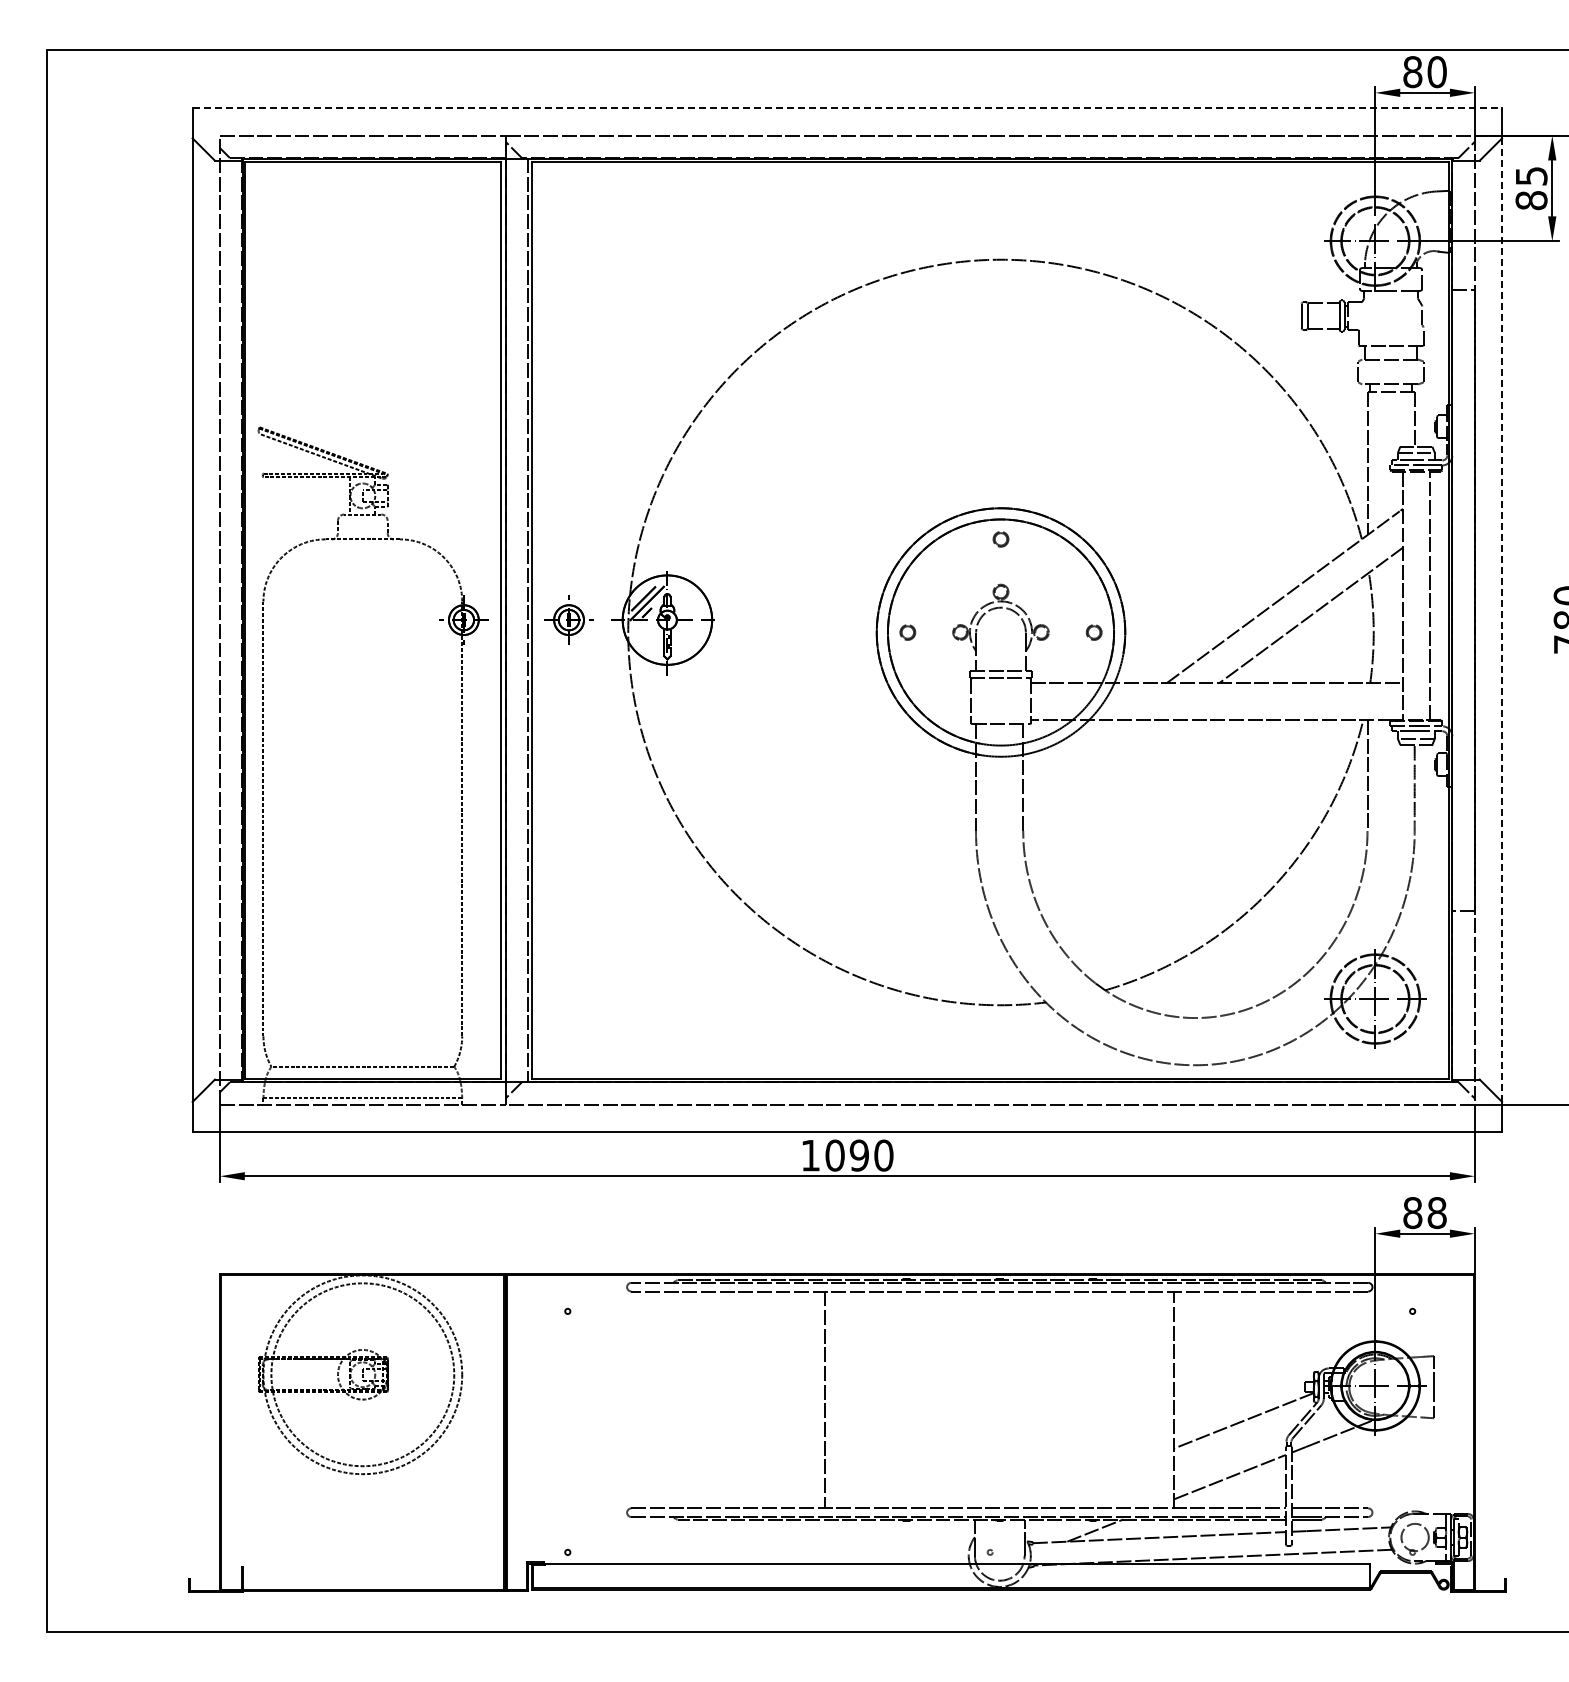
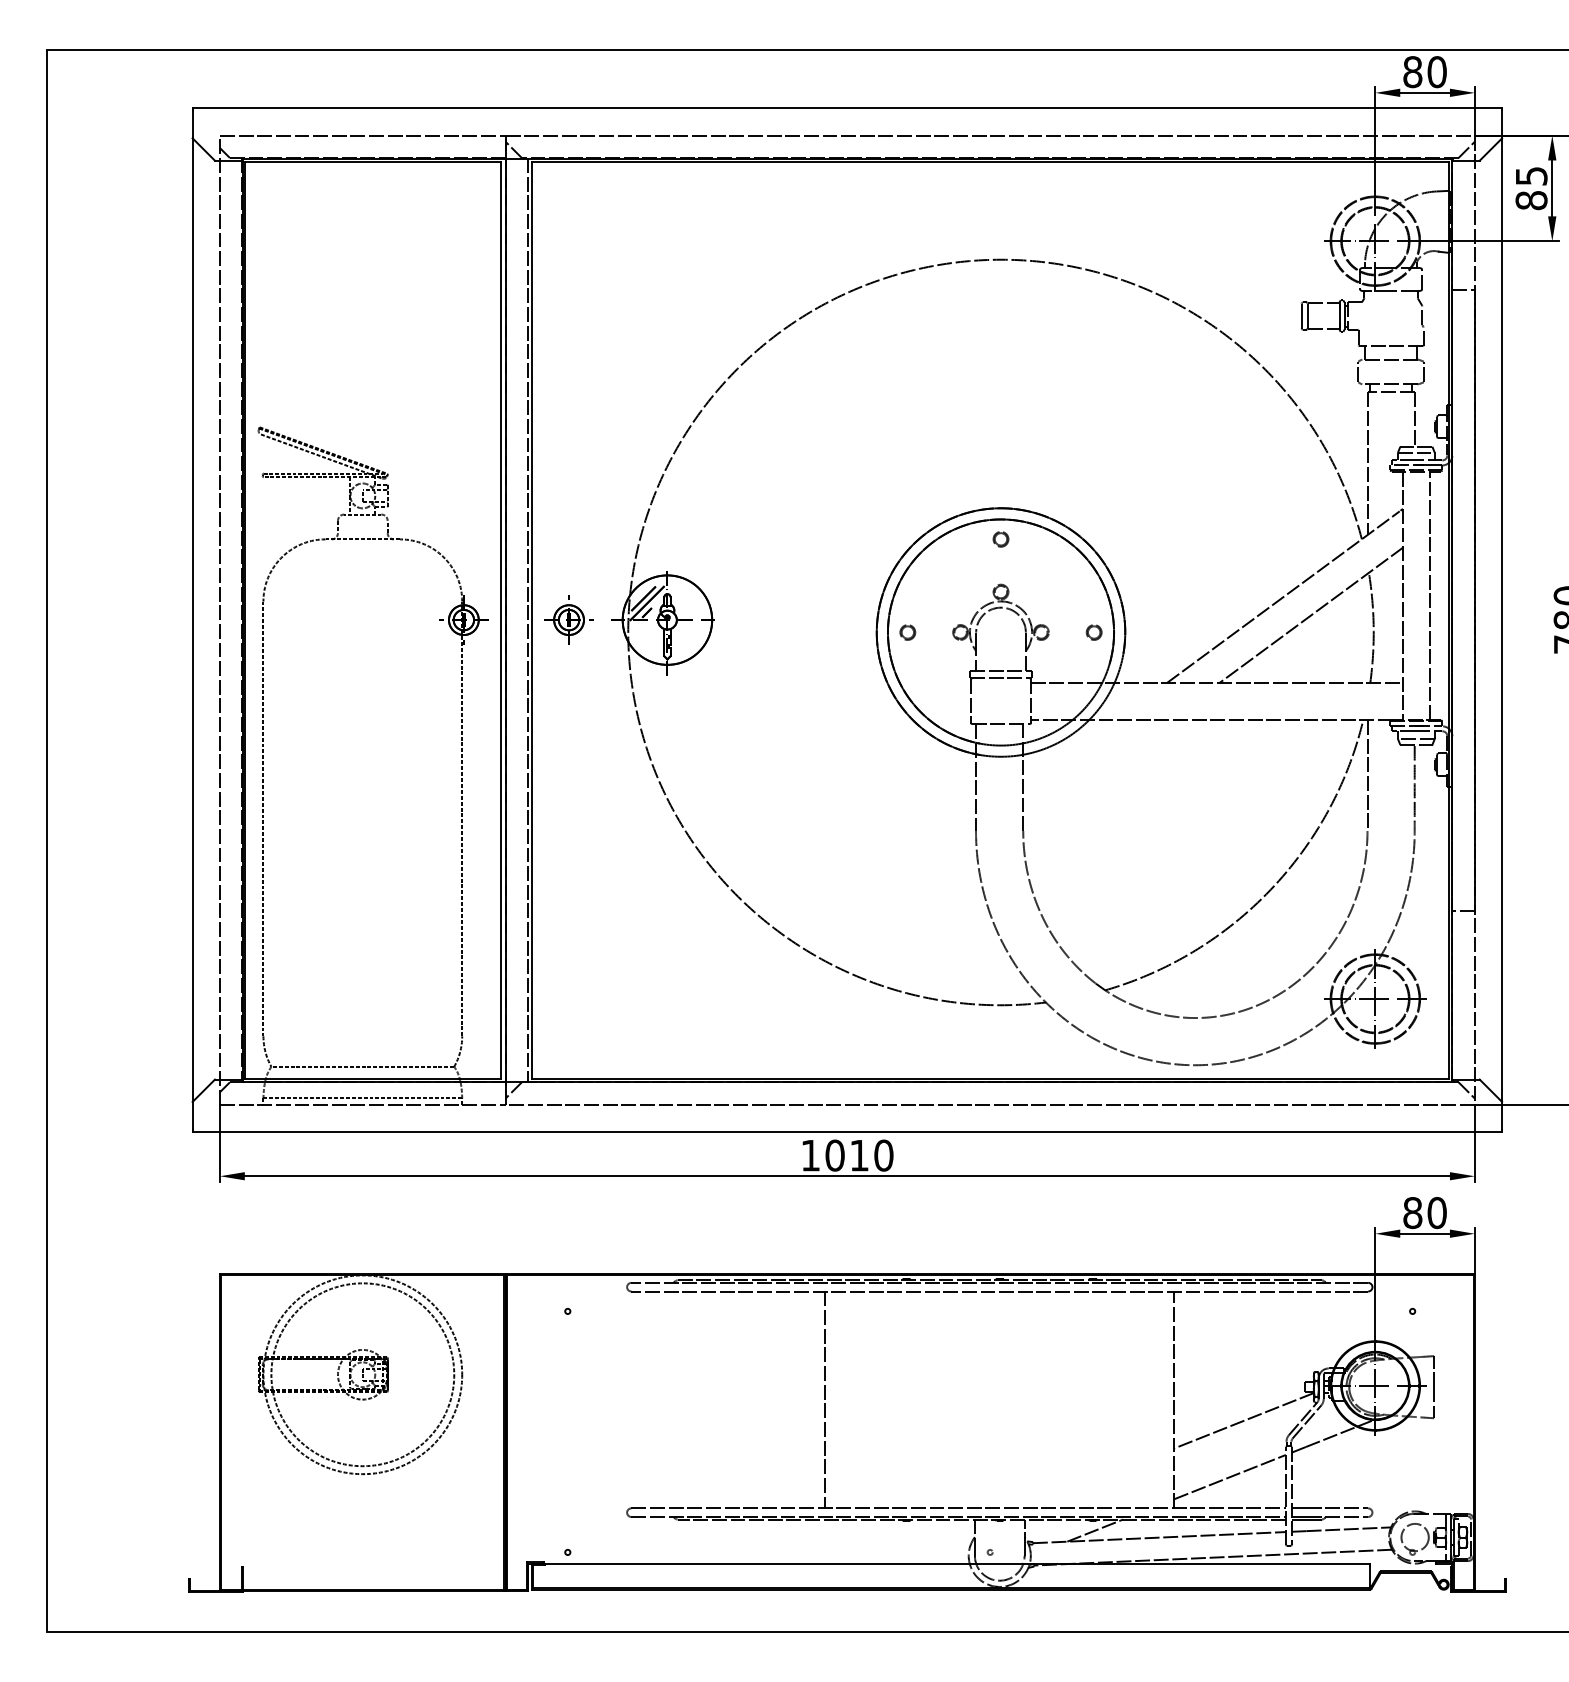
line: dashed -> solid (847, 108)
line: dashed -> solid (1502, 620)
text: 1090 -> 1010 (858, 1155)
text: 88 -> 80 (1436, 1212)
